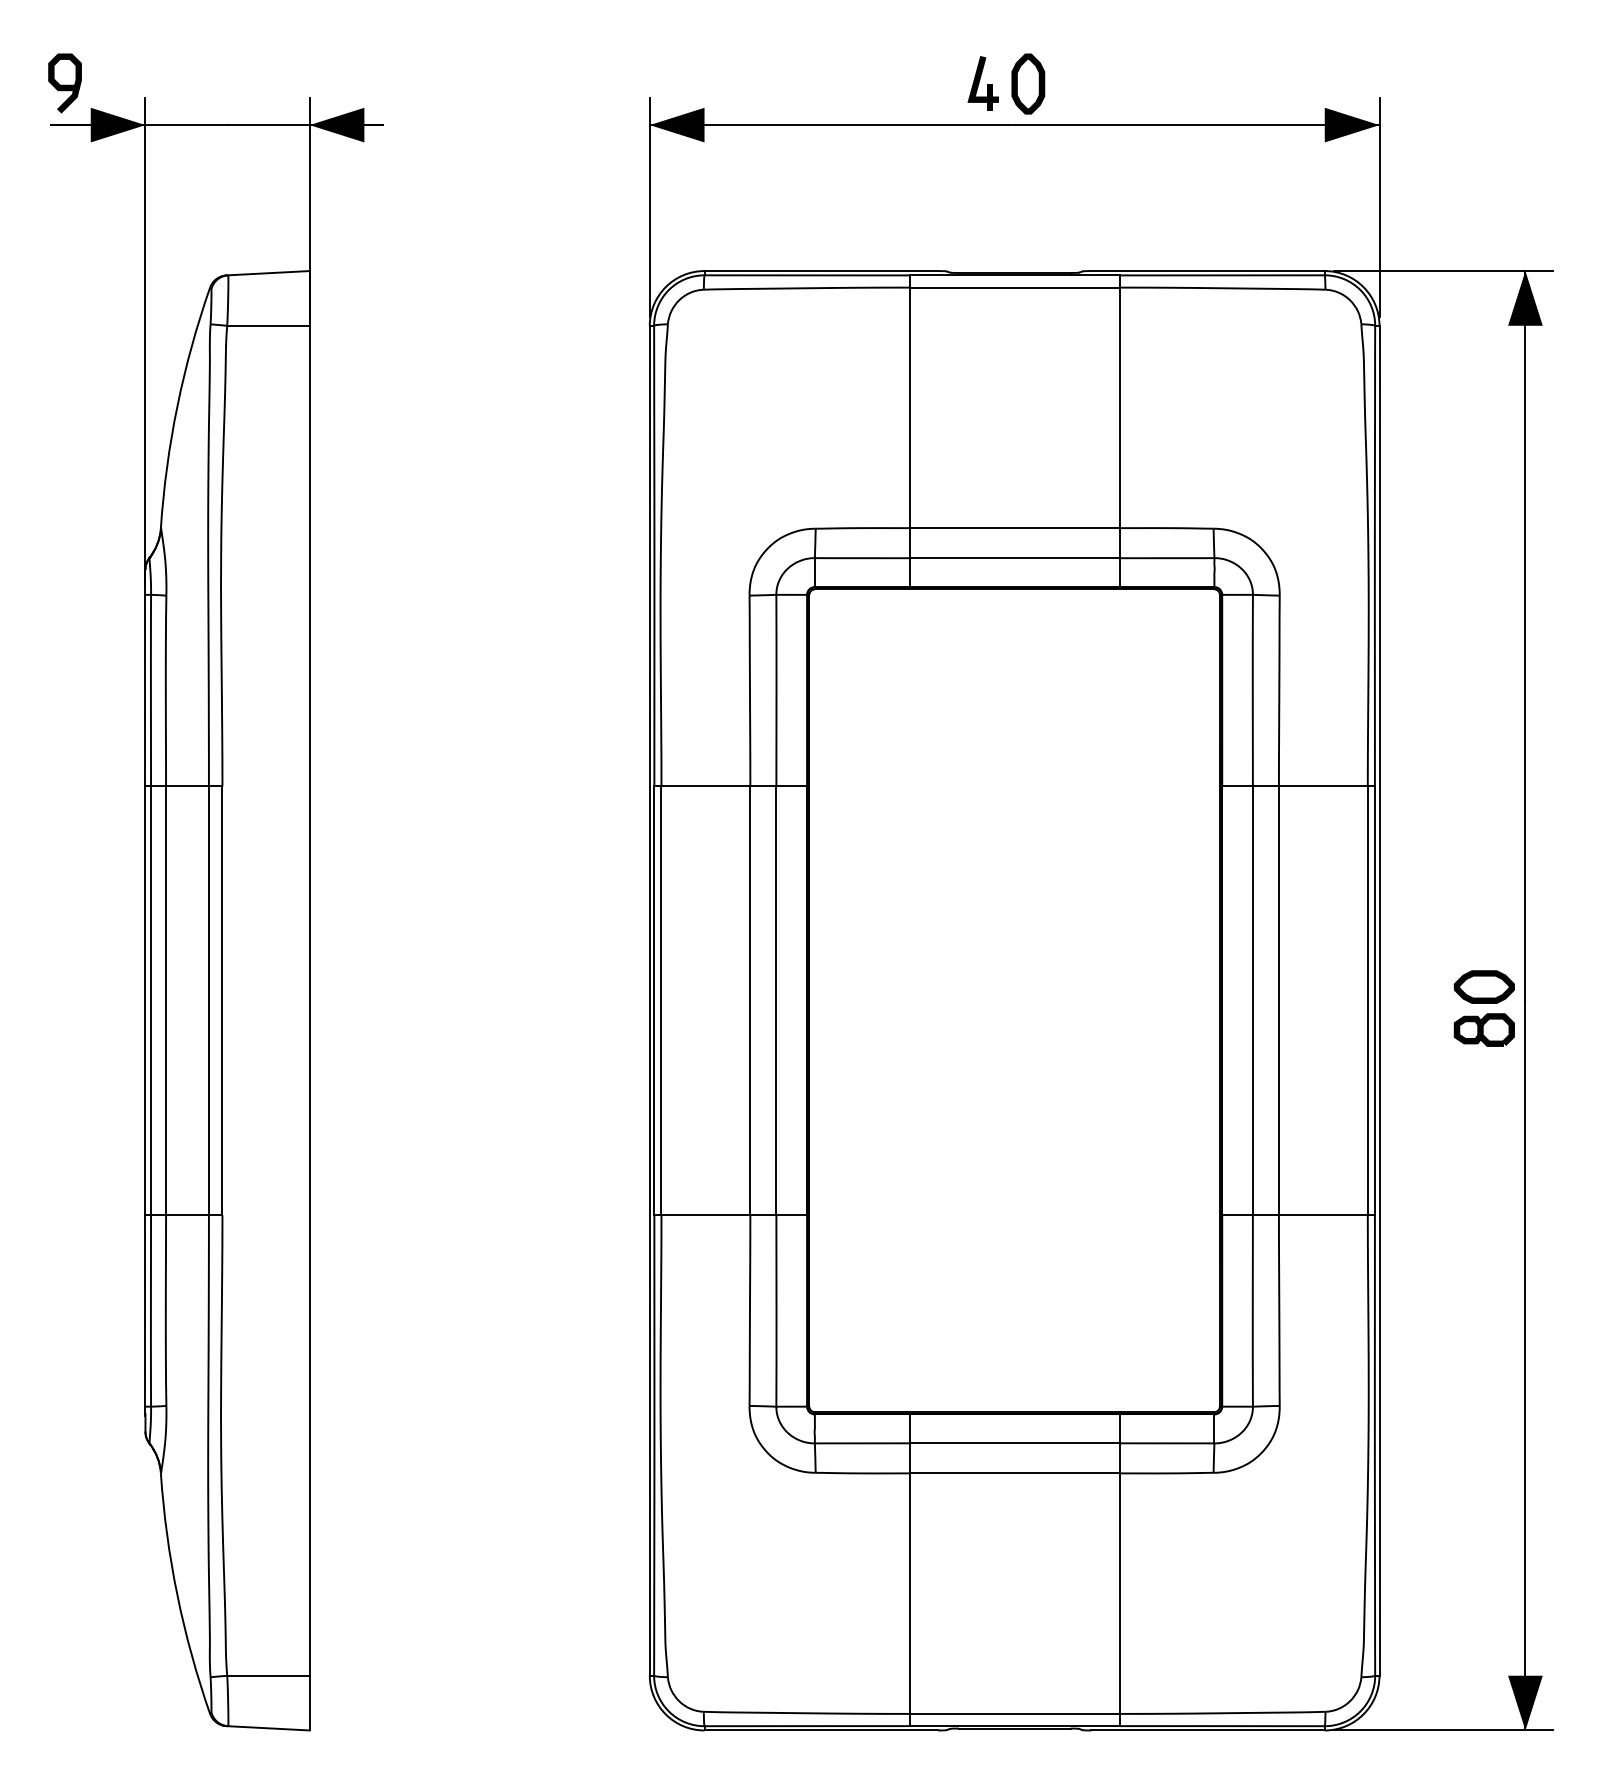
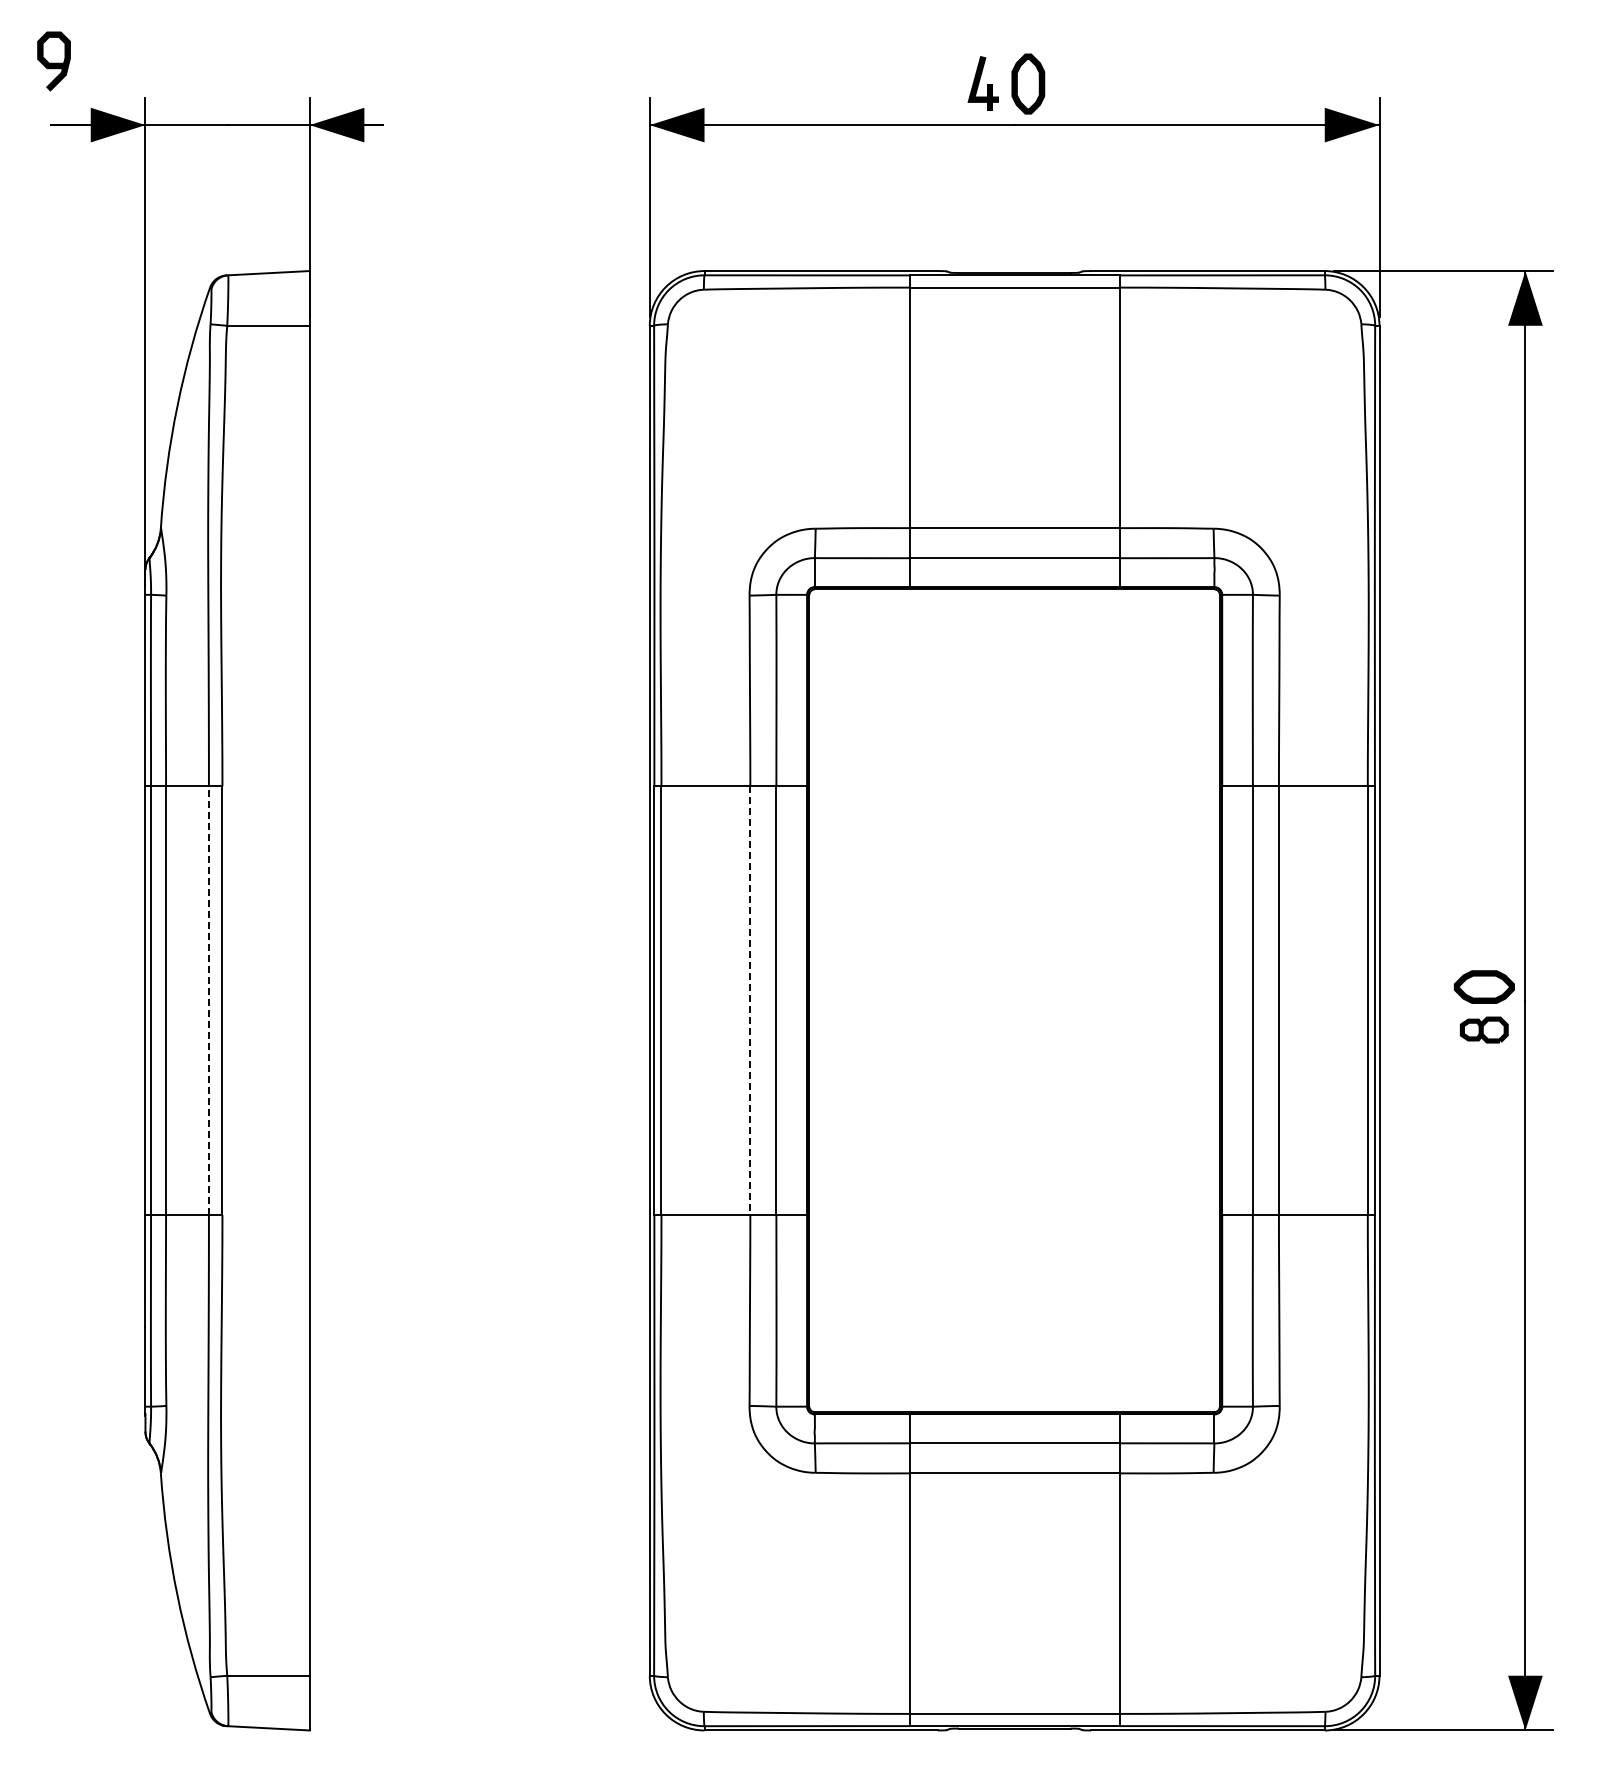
curve position: (64, 84) -> (53, 62) (53, 62)
line: solid -> dashed (208, 1000)
line: solid -> dashed (750, 1001)
part size: 62x34 px -> 49x28 px (1484, 1029)
